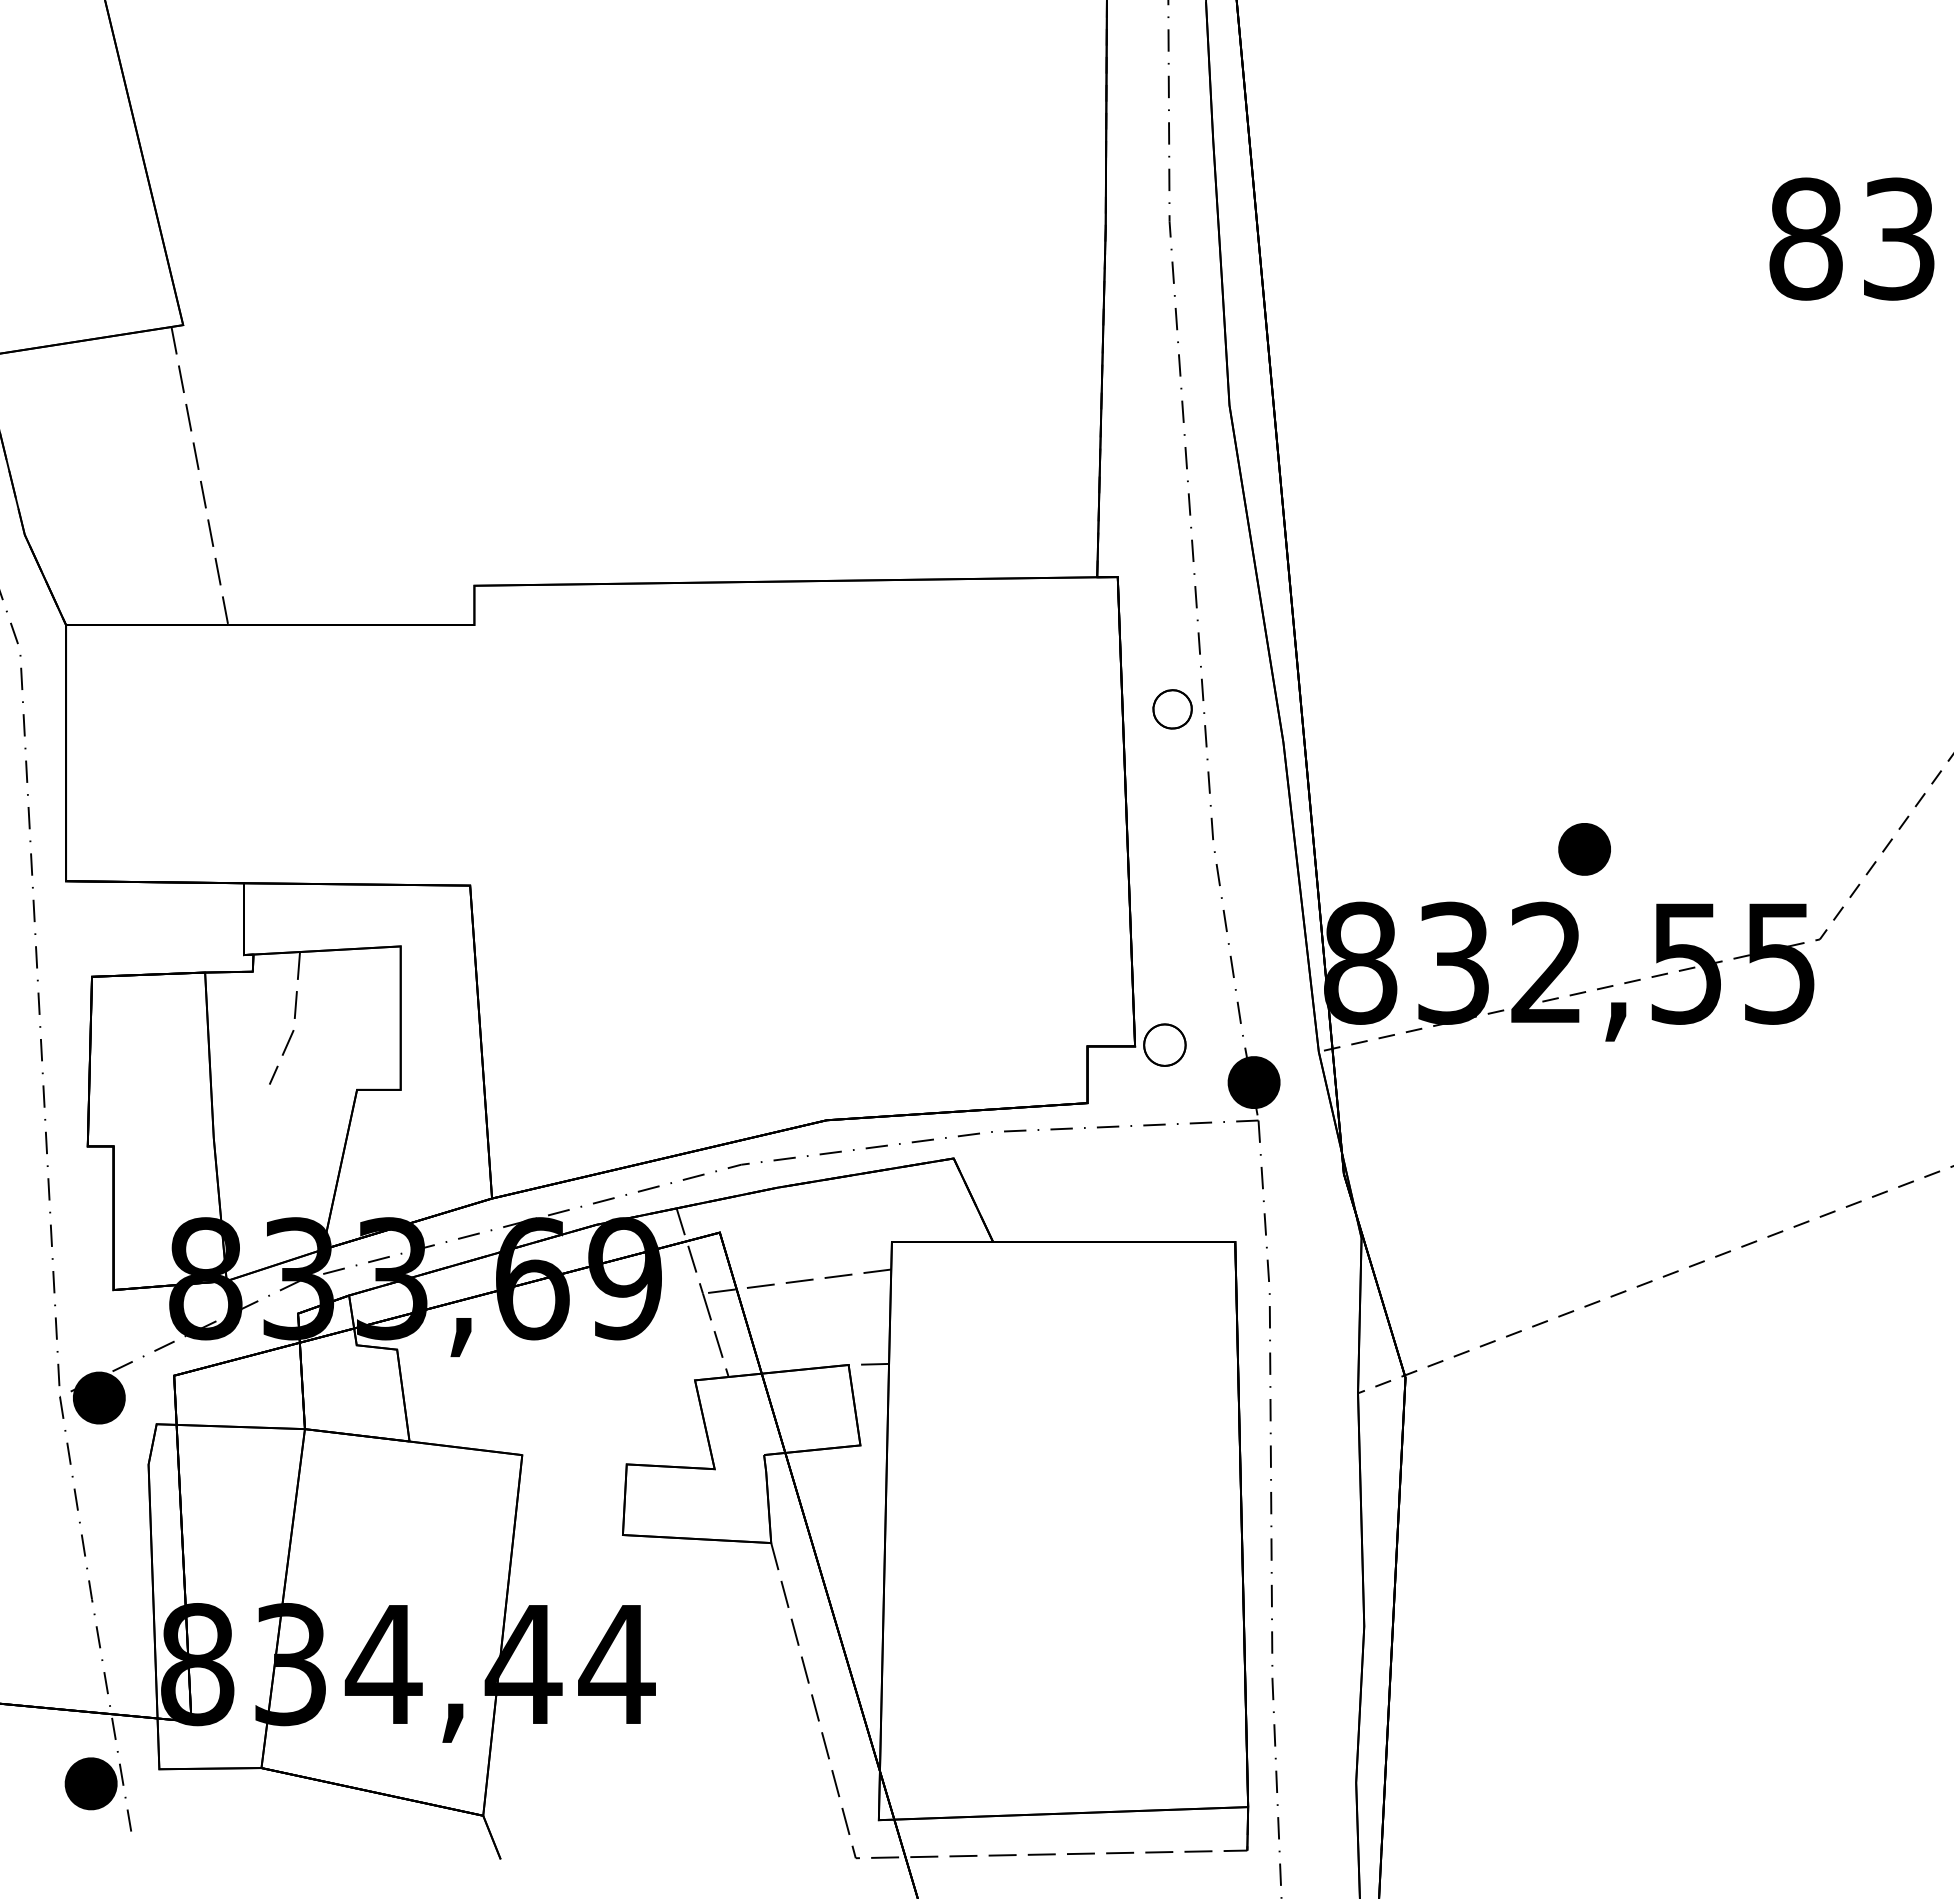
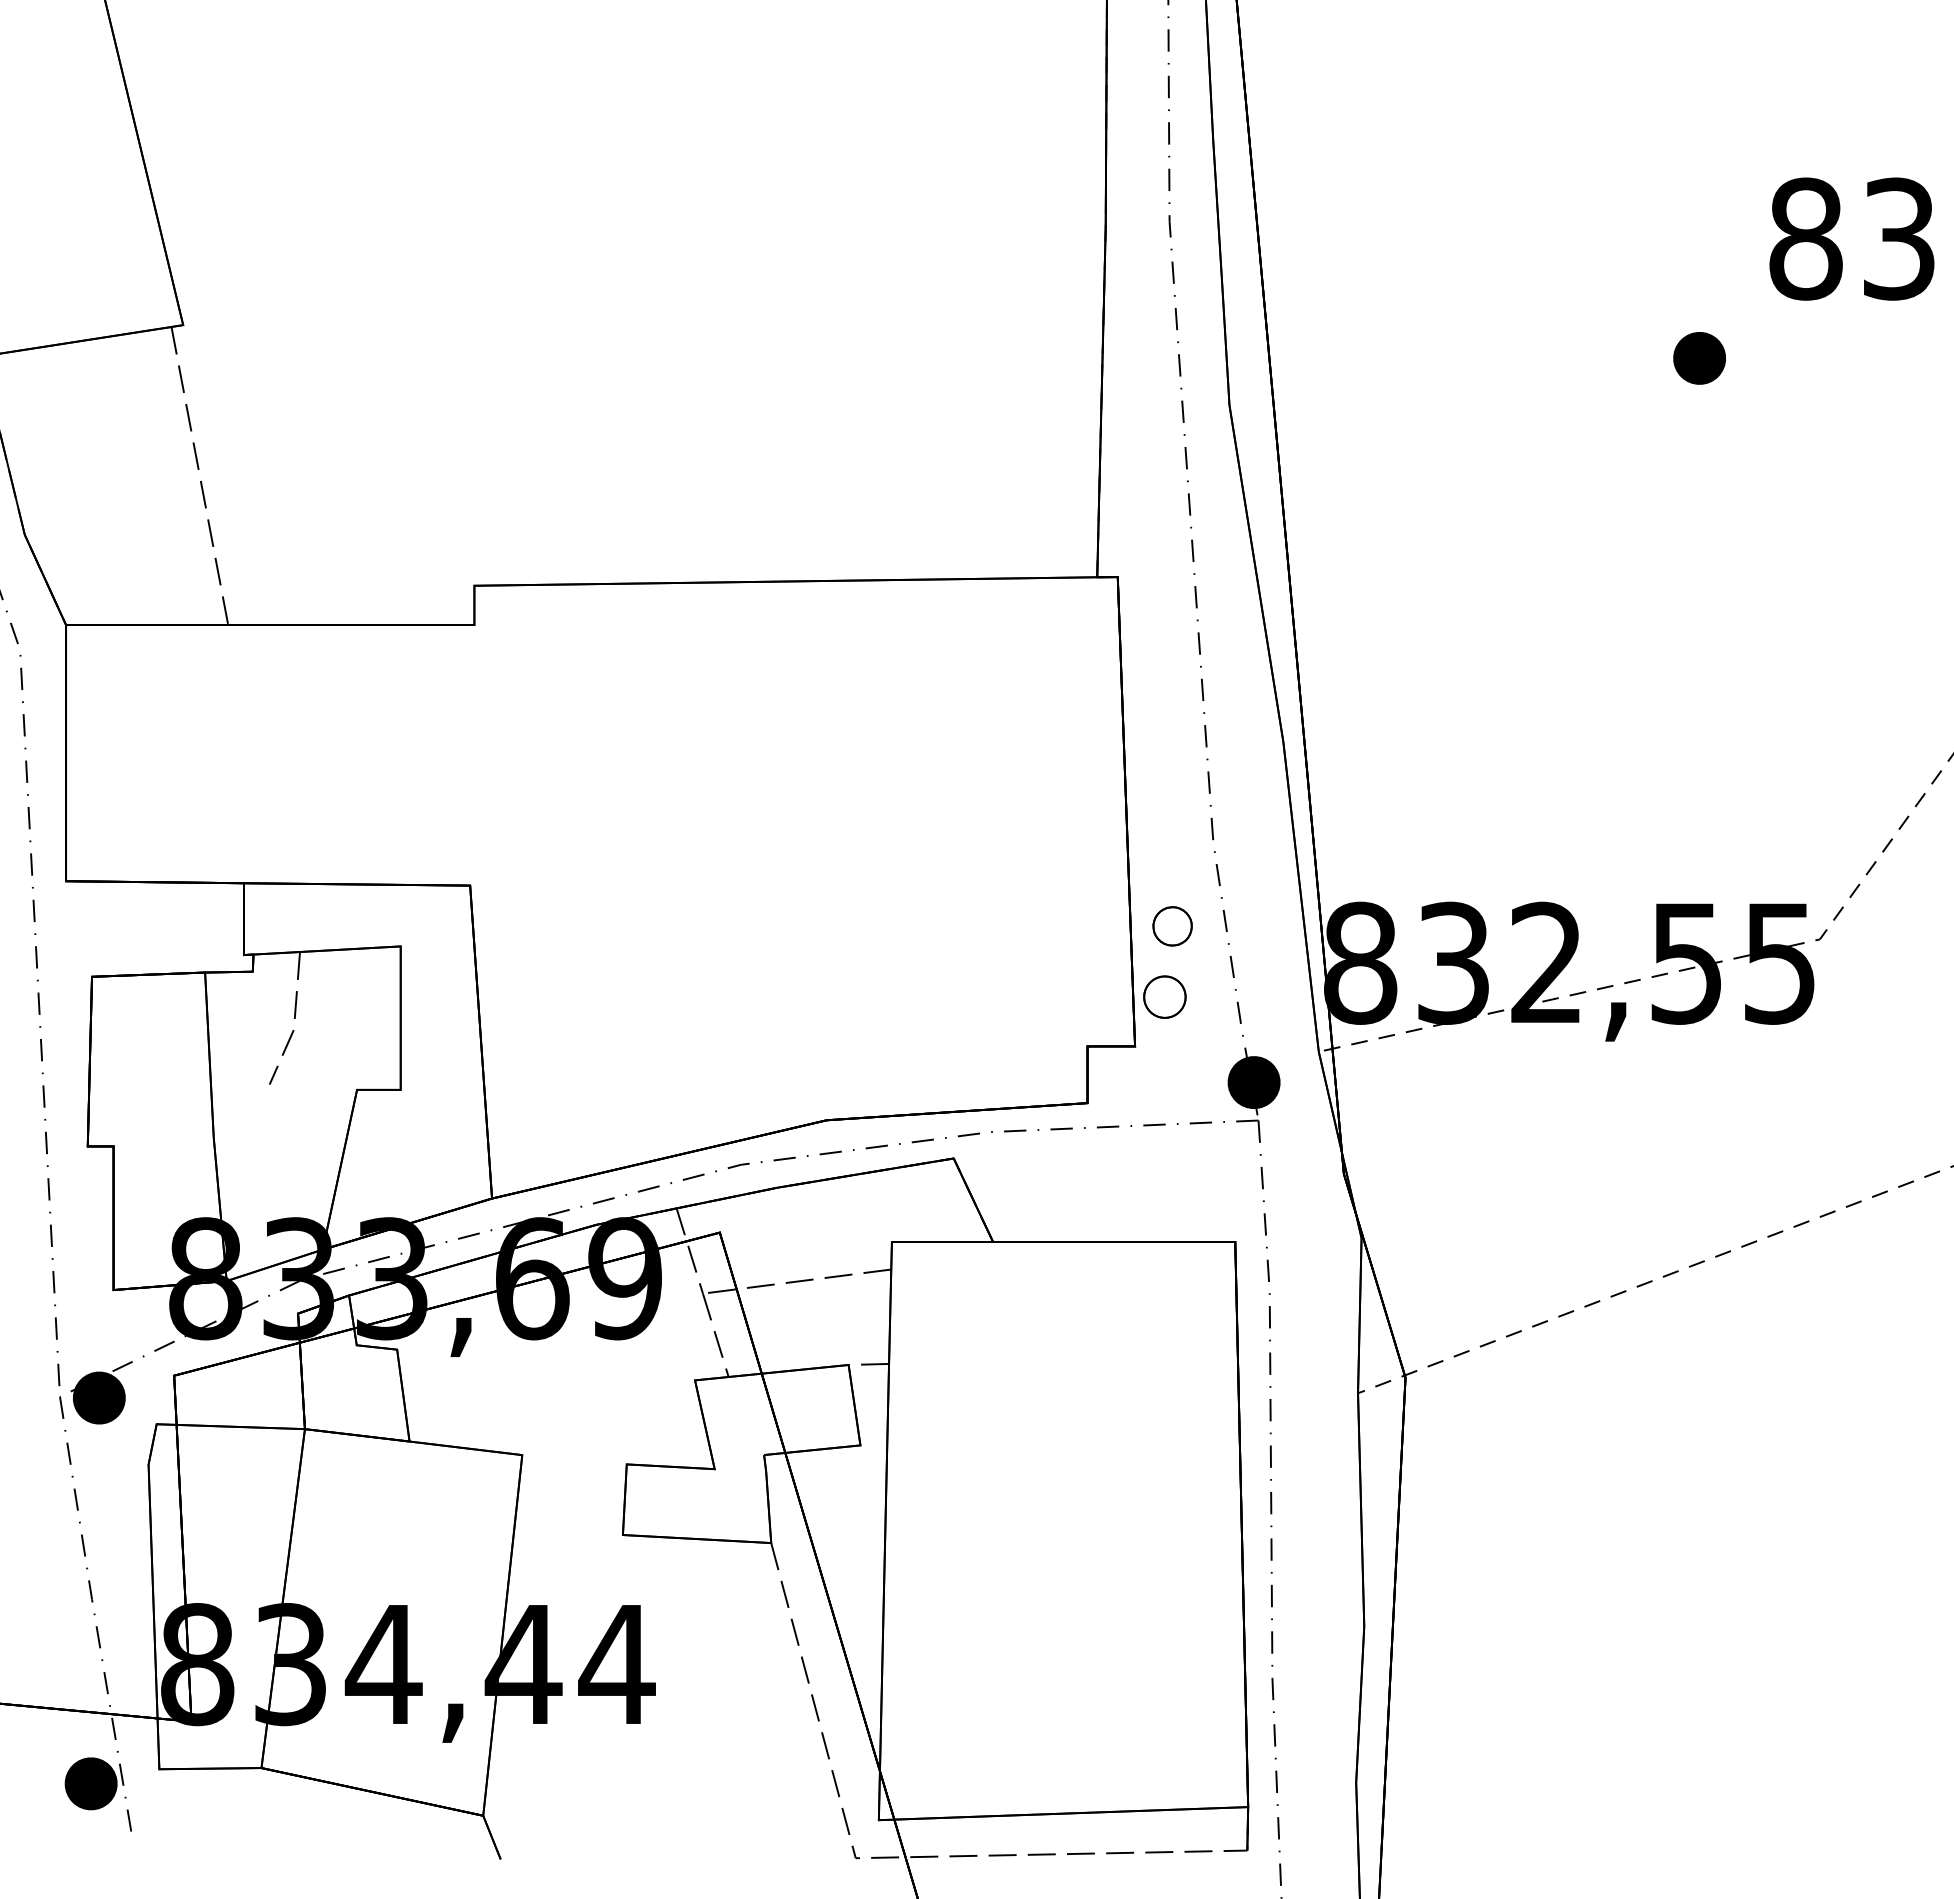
part position: (1172, 709) -> (1172, 926) (1172, 926)
part position: (1584, 849) -> (1699, 358) (1699, 358)
part position: (1164, 1044) -> (1164, 996) (1164, 996)
